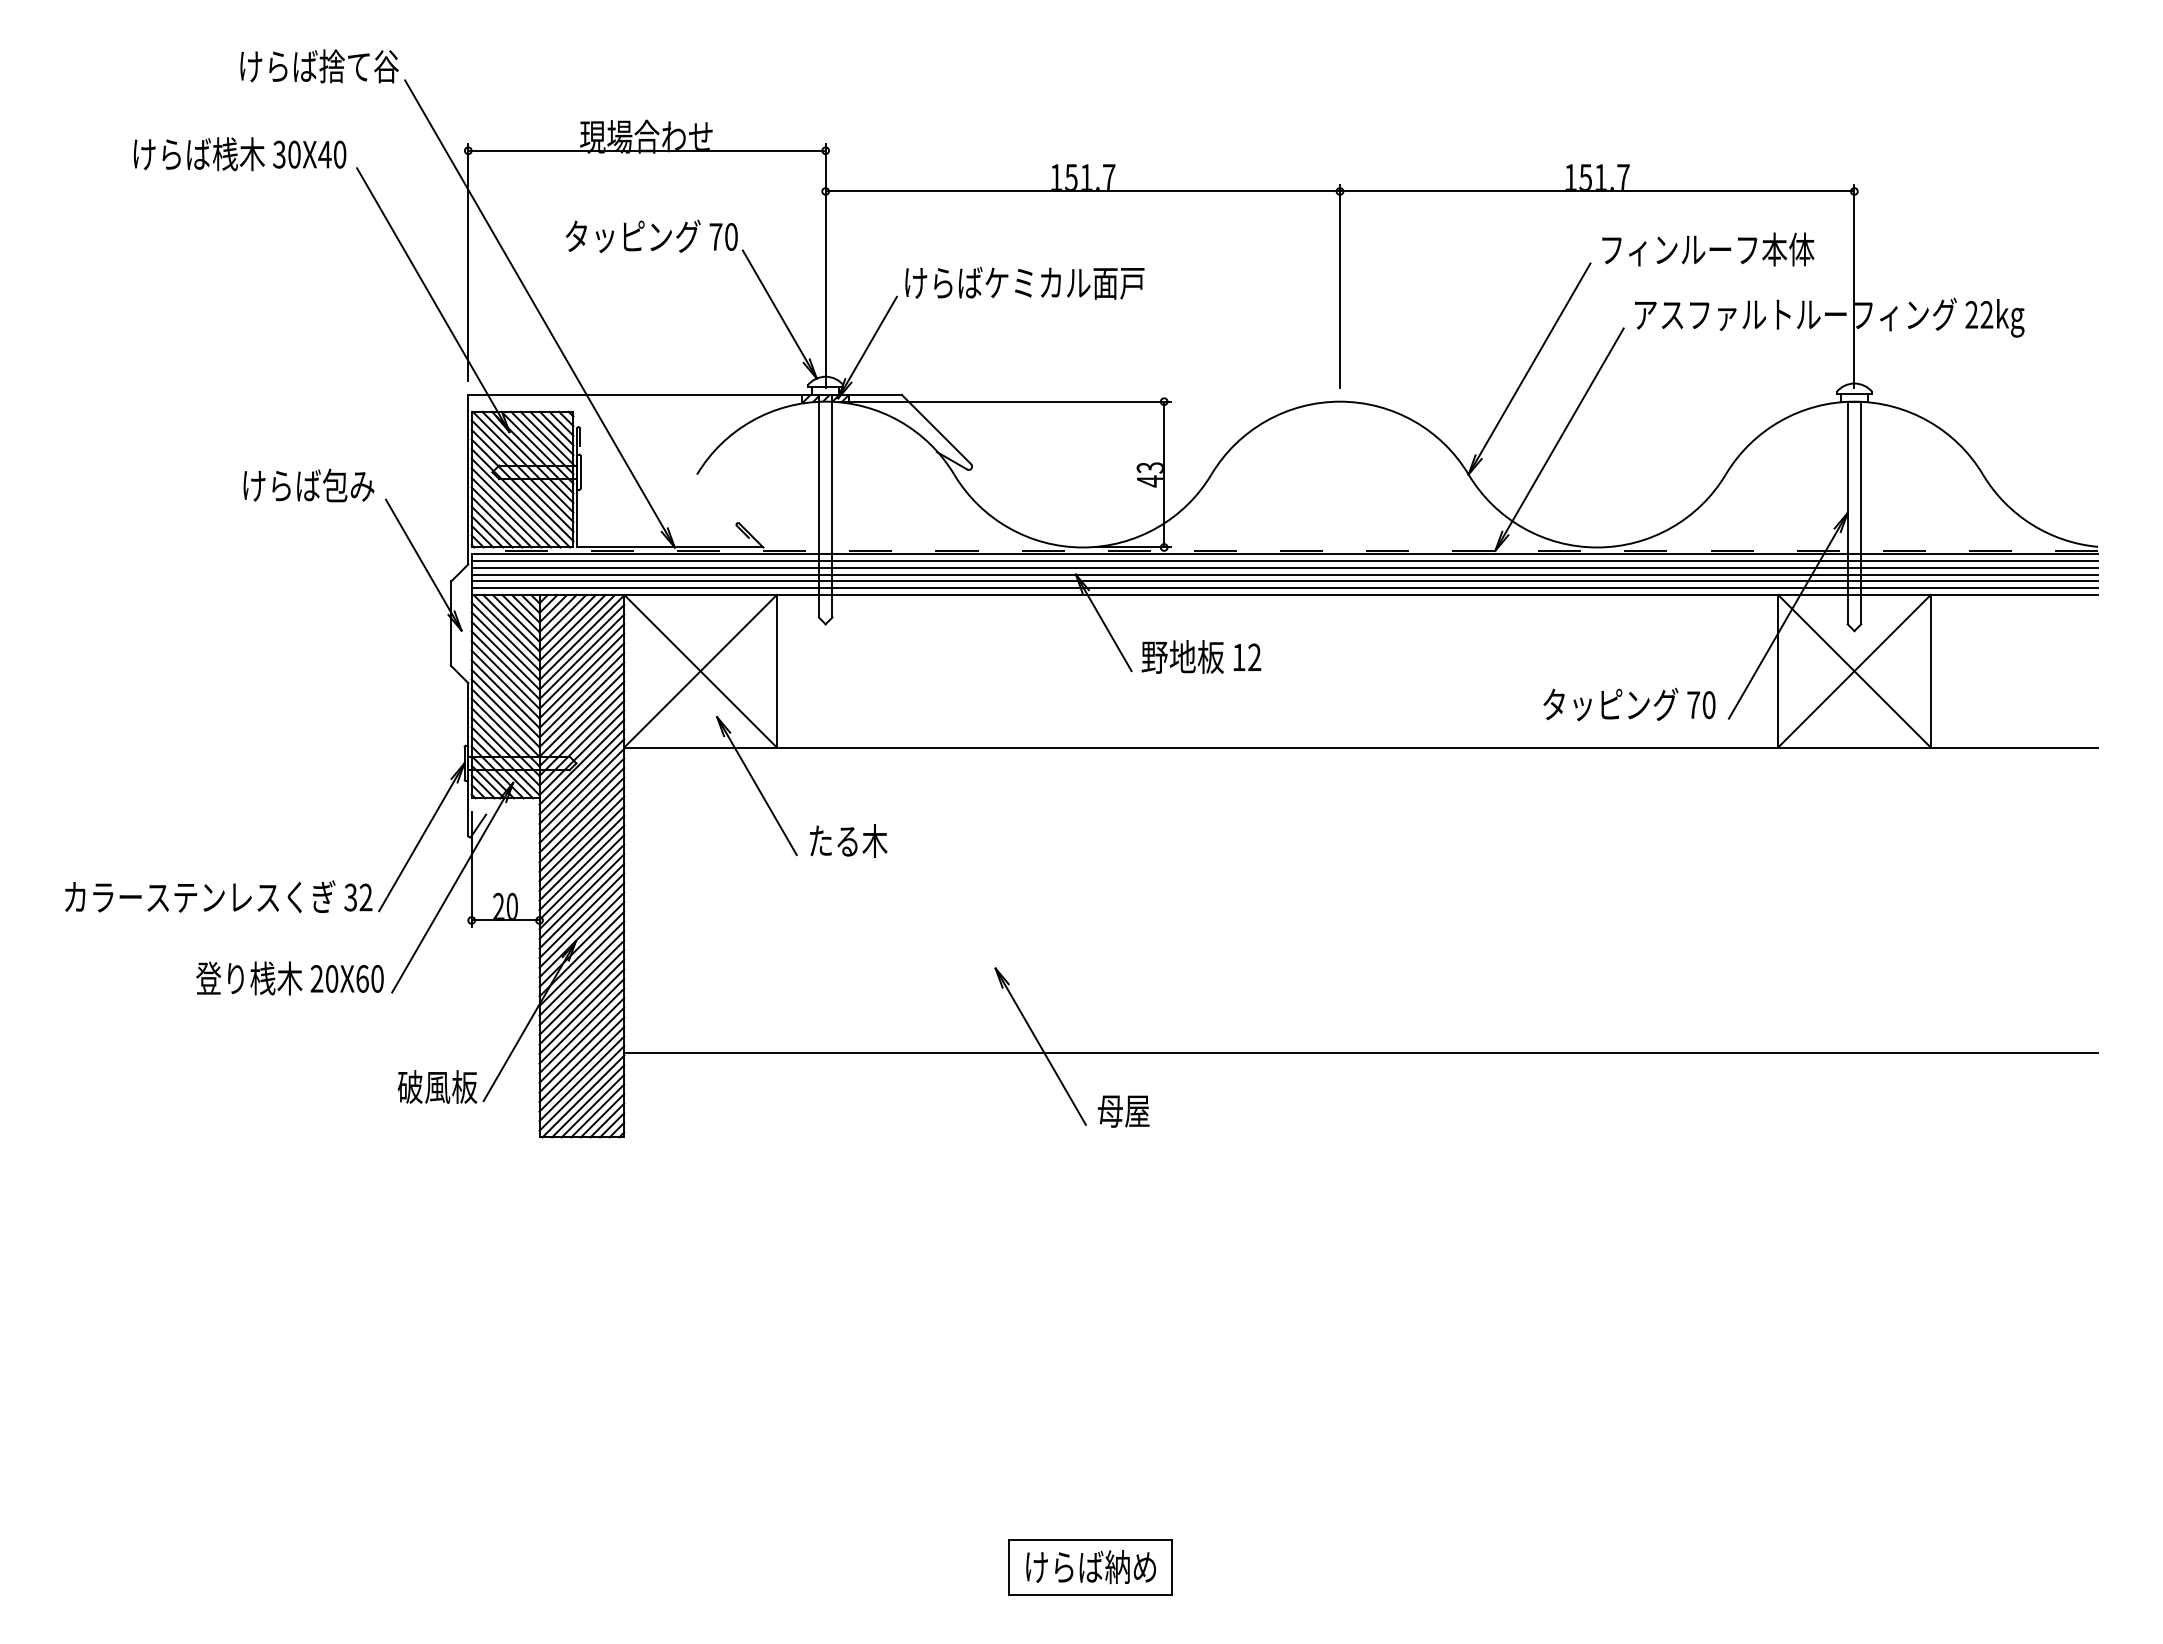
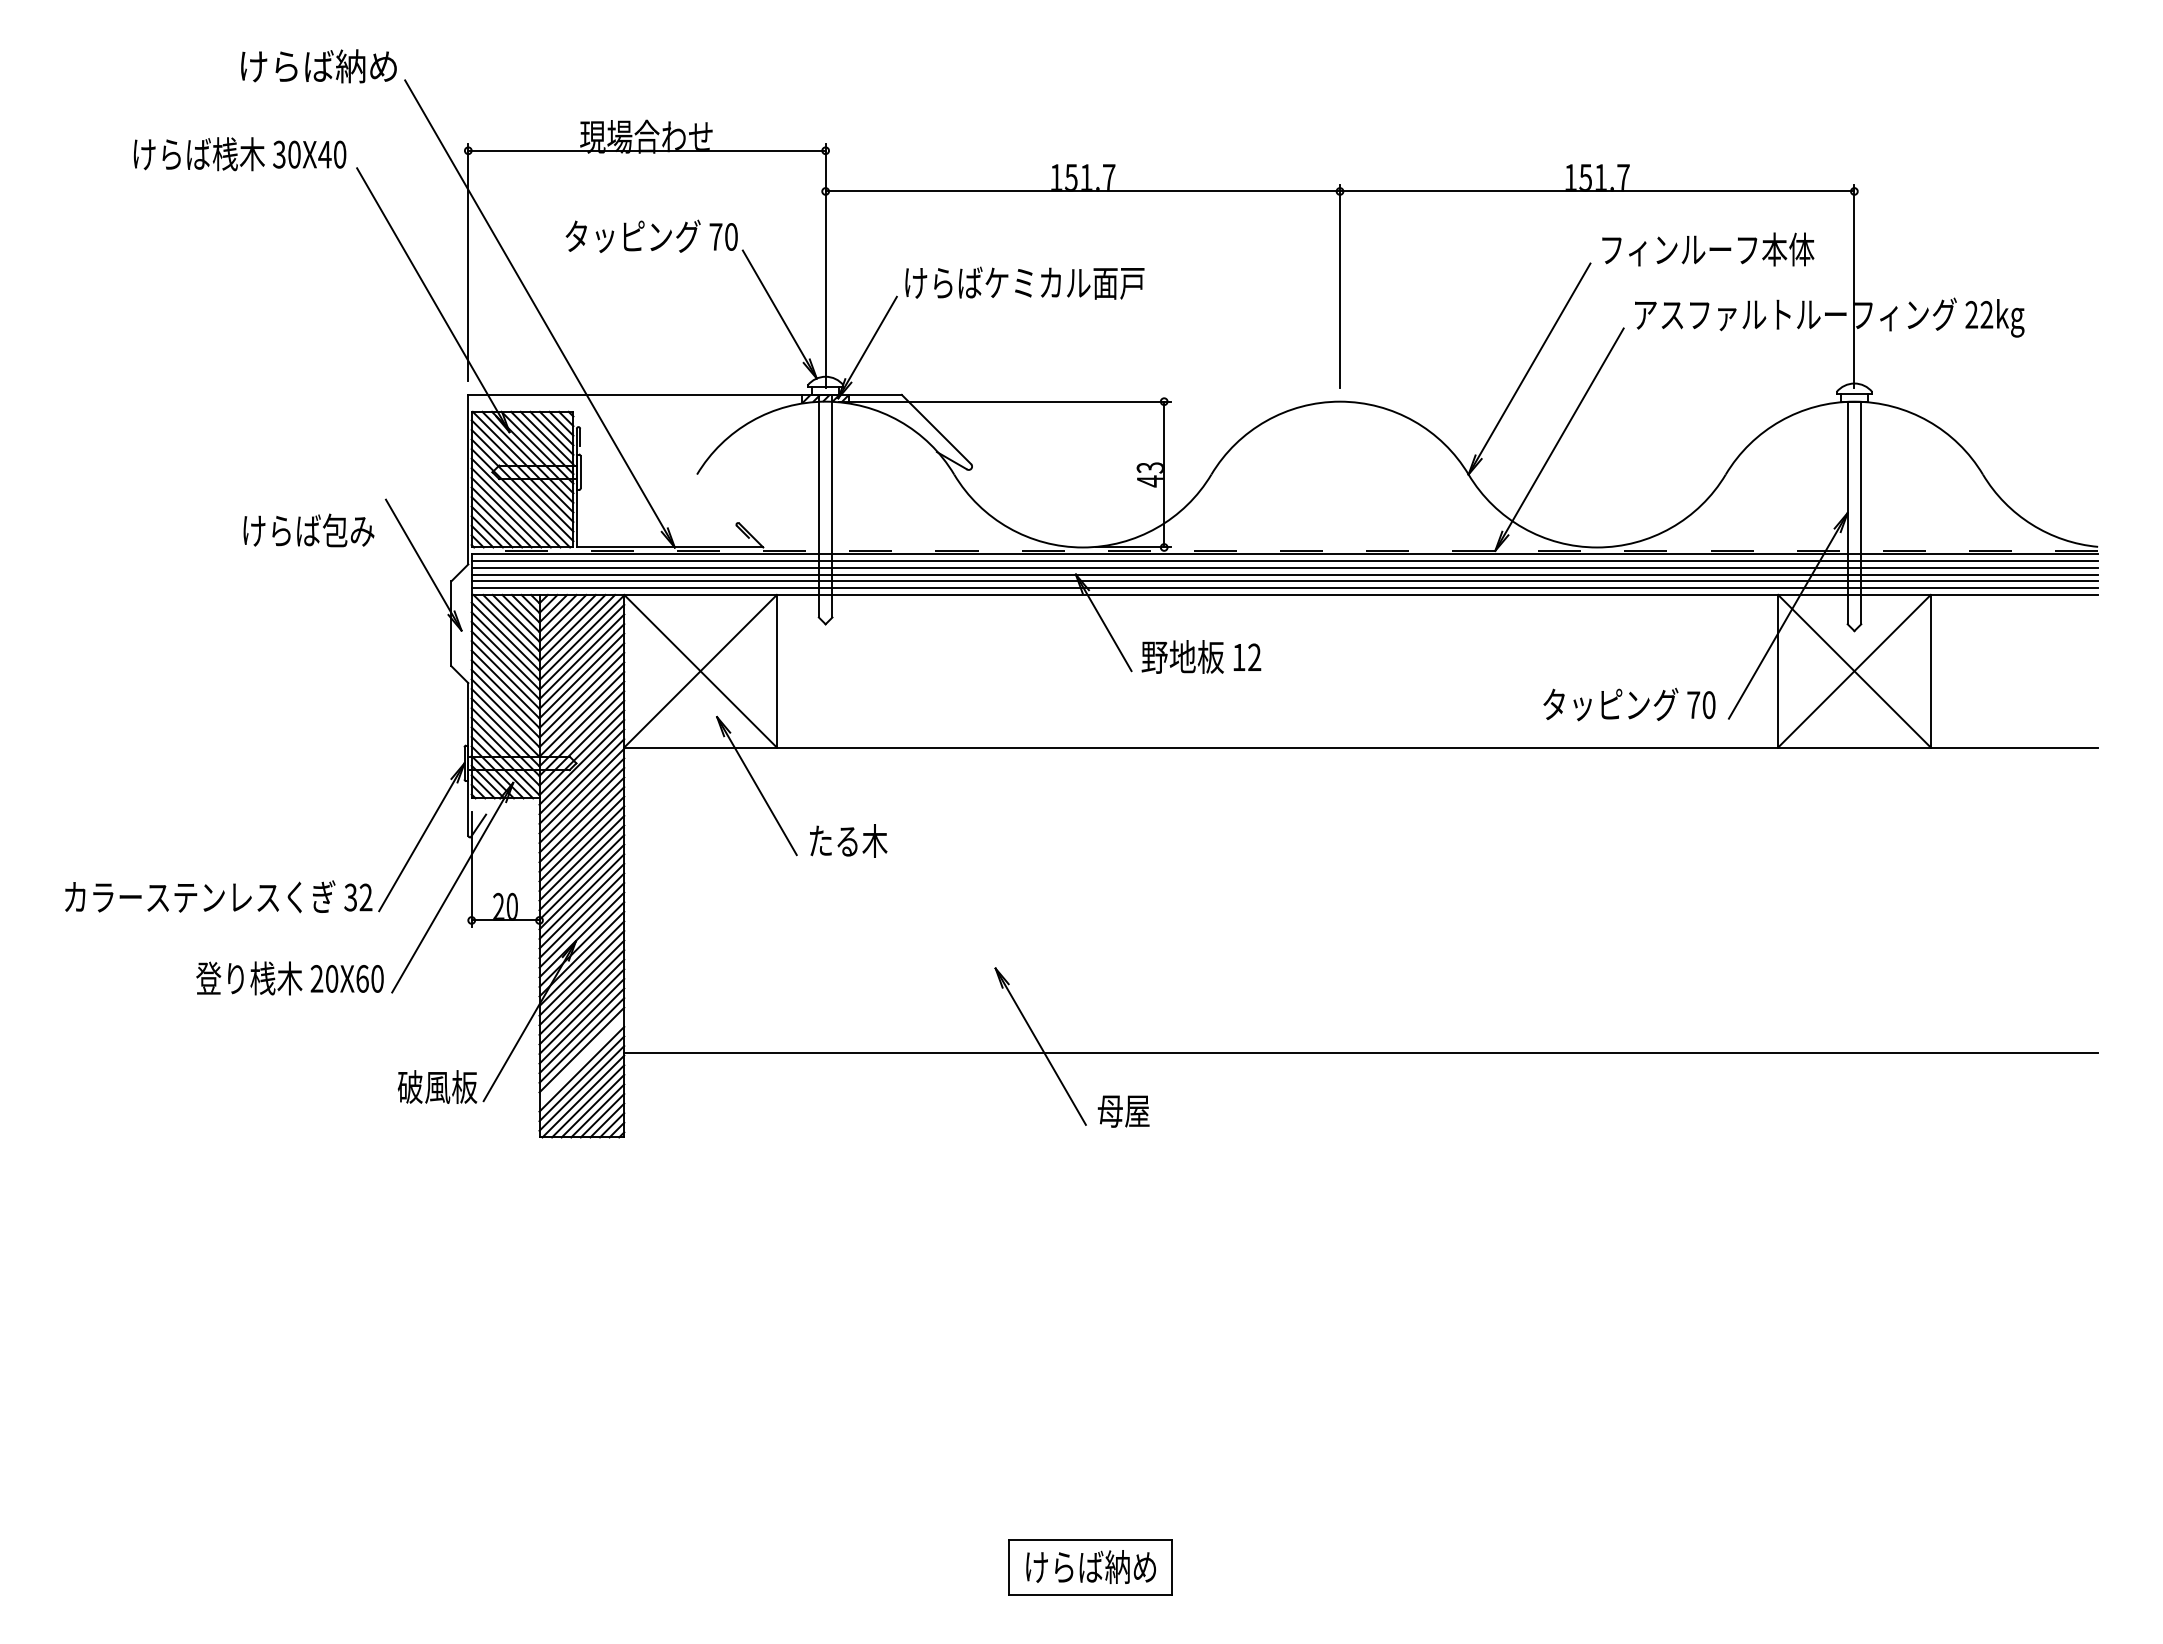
text: けらば捨て谷 -> けらば納め (319, 66)
text position: (308, 485) -> (308, 530) (308, 530)
line: present -> none (581, 1059)
